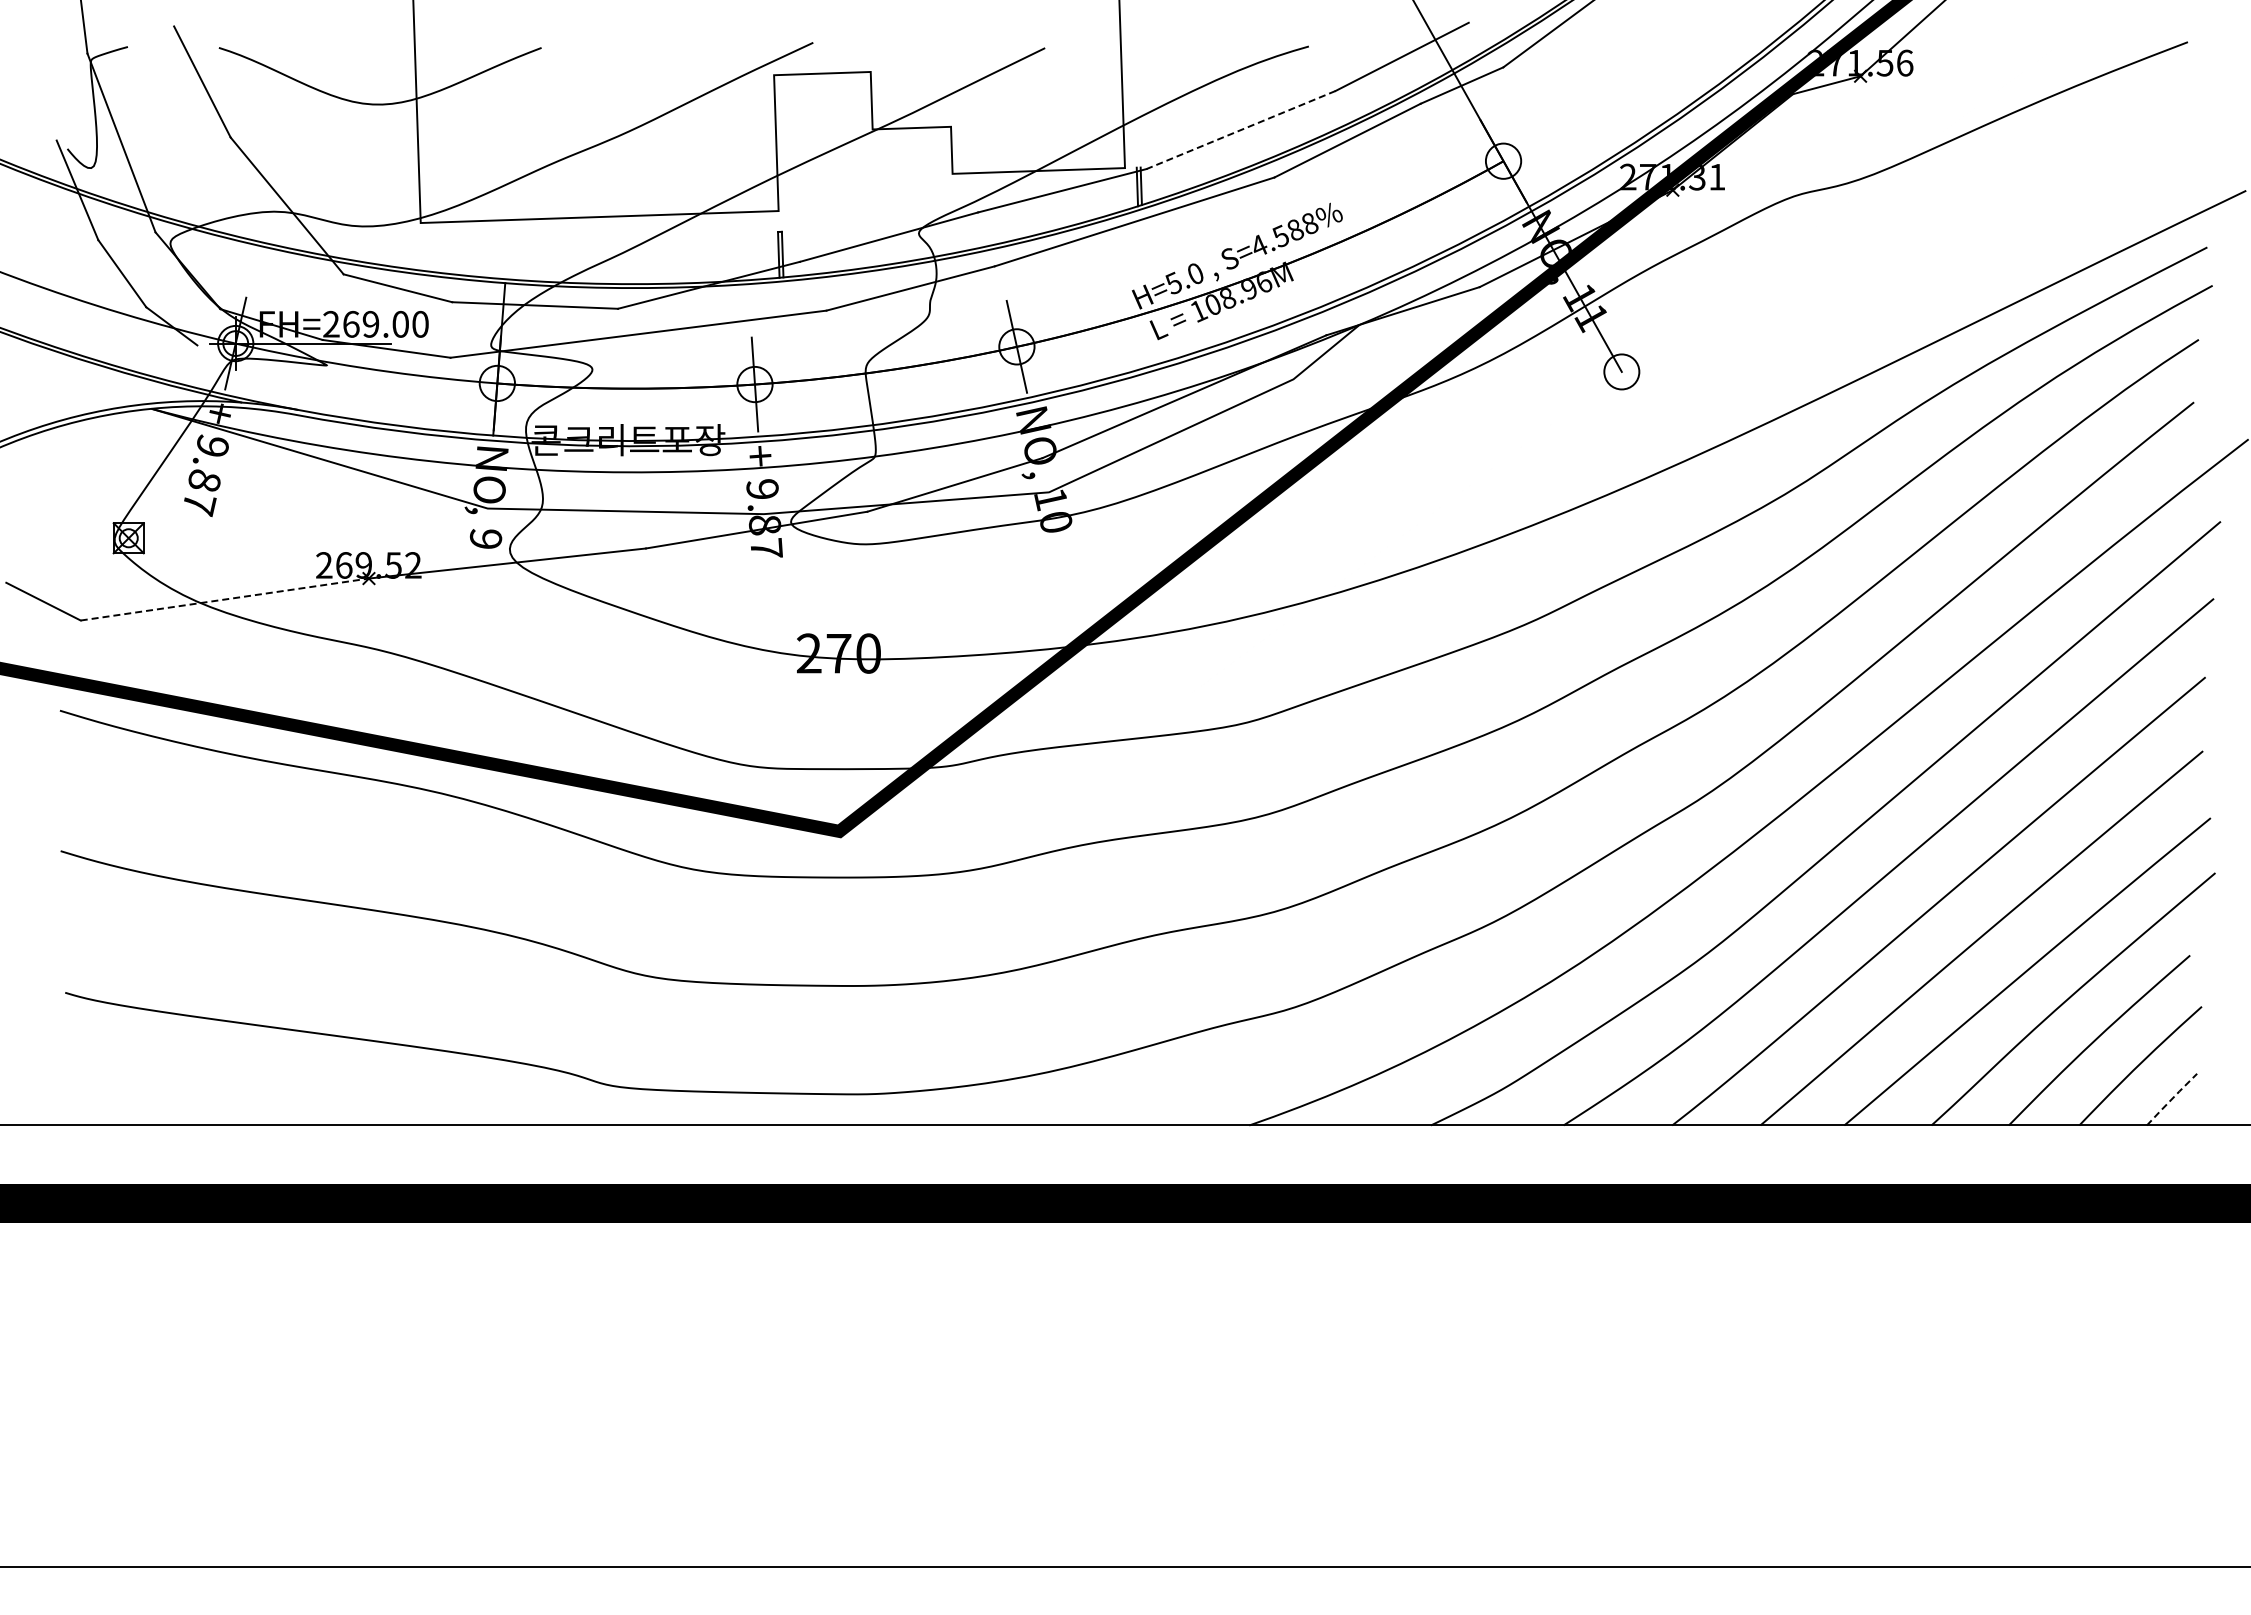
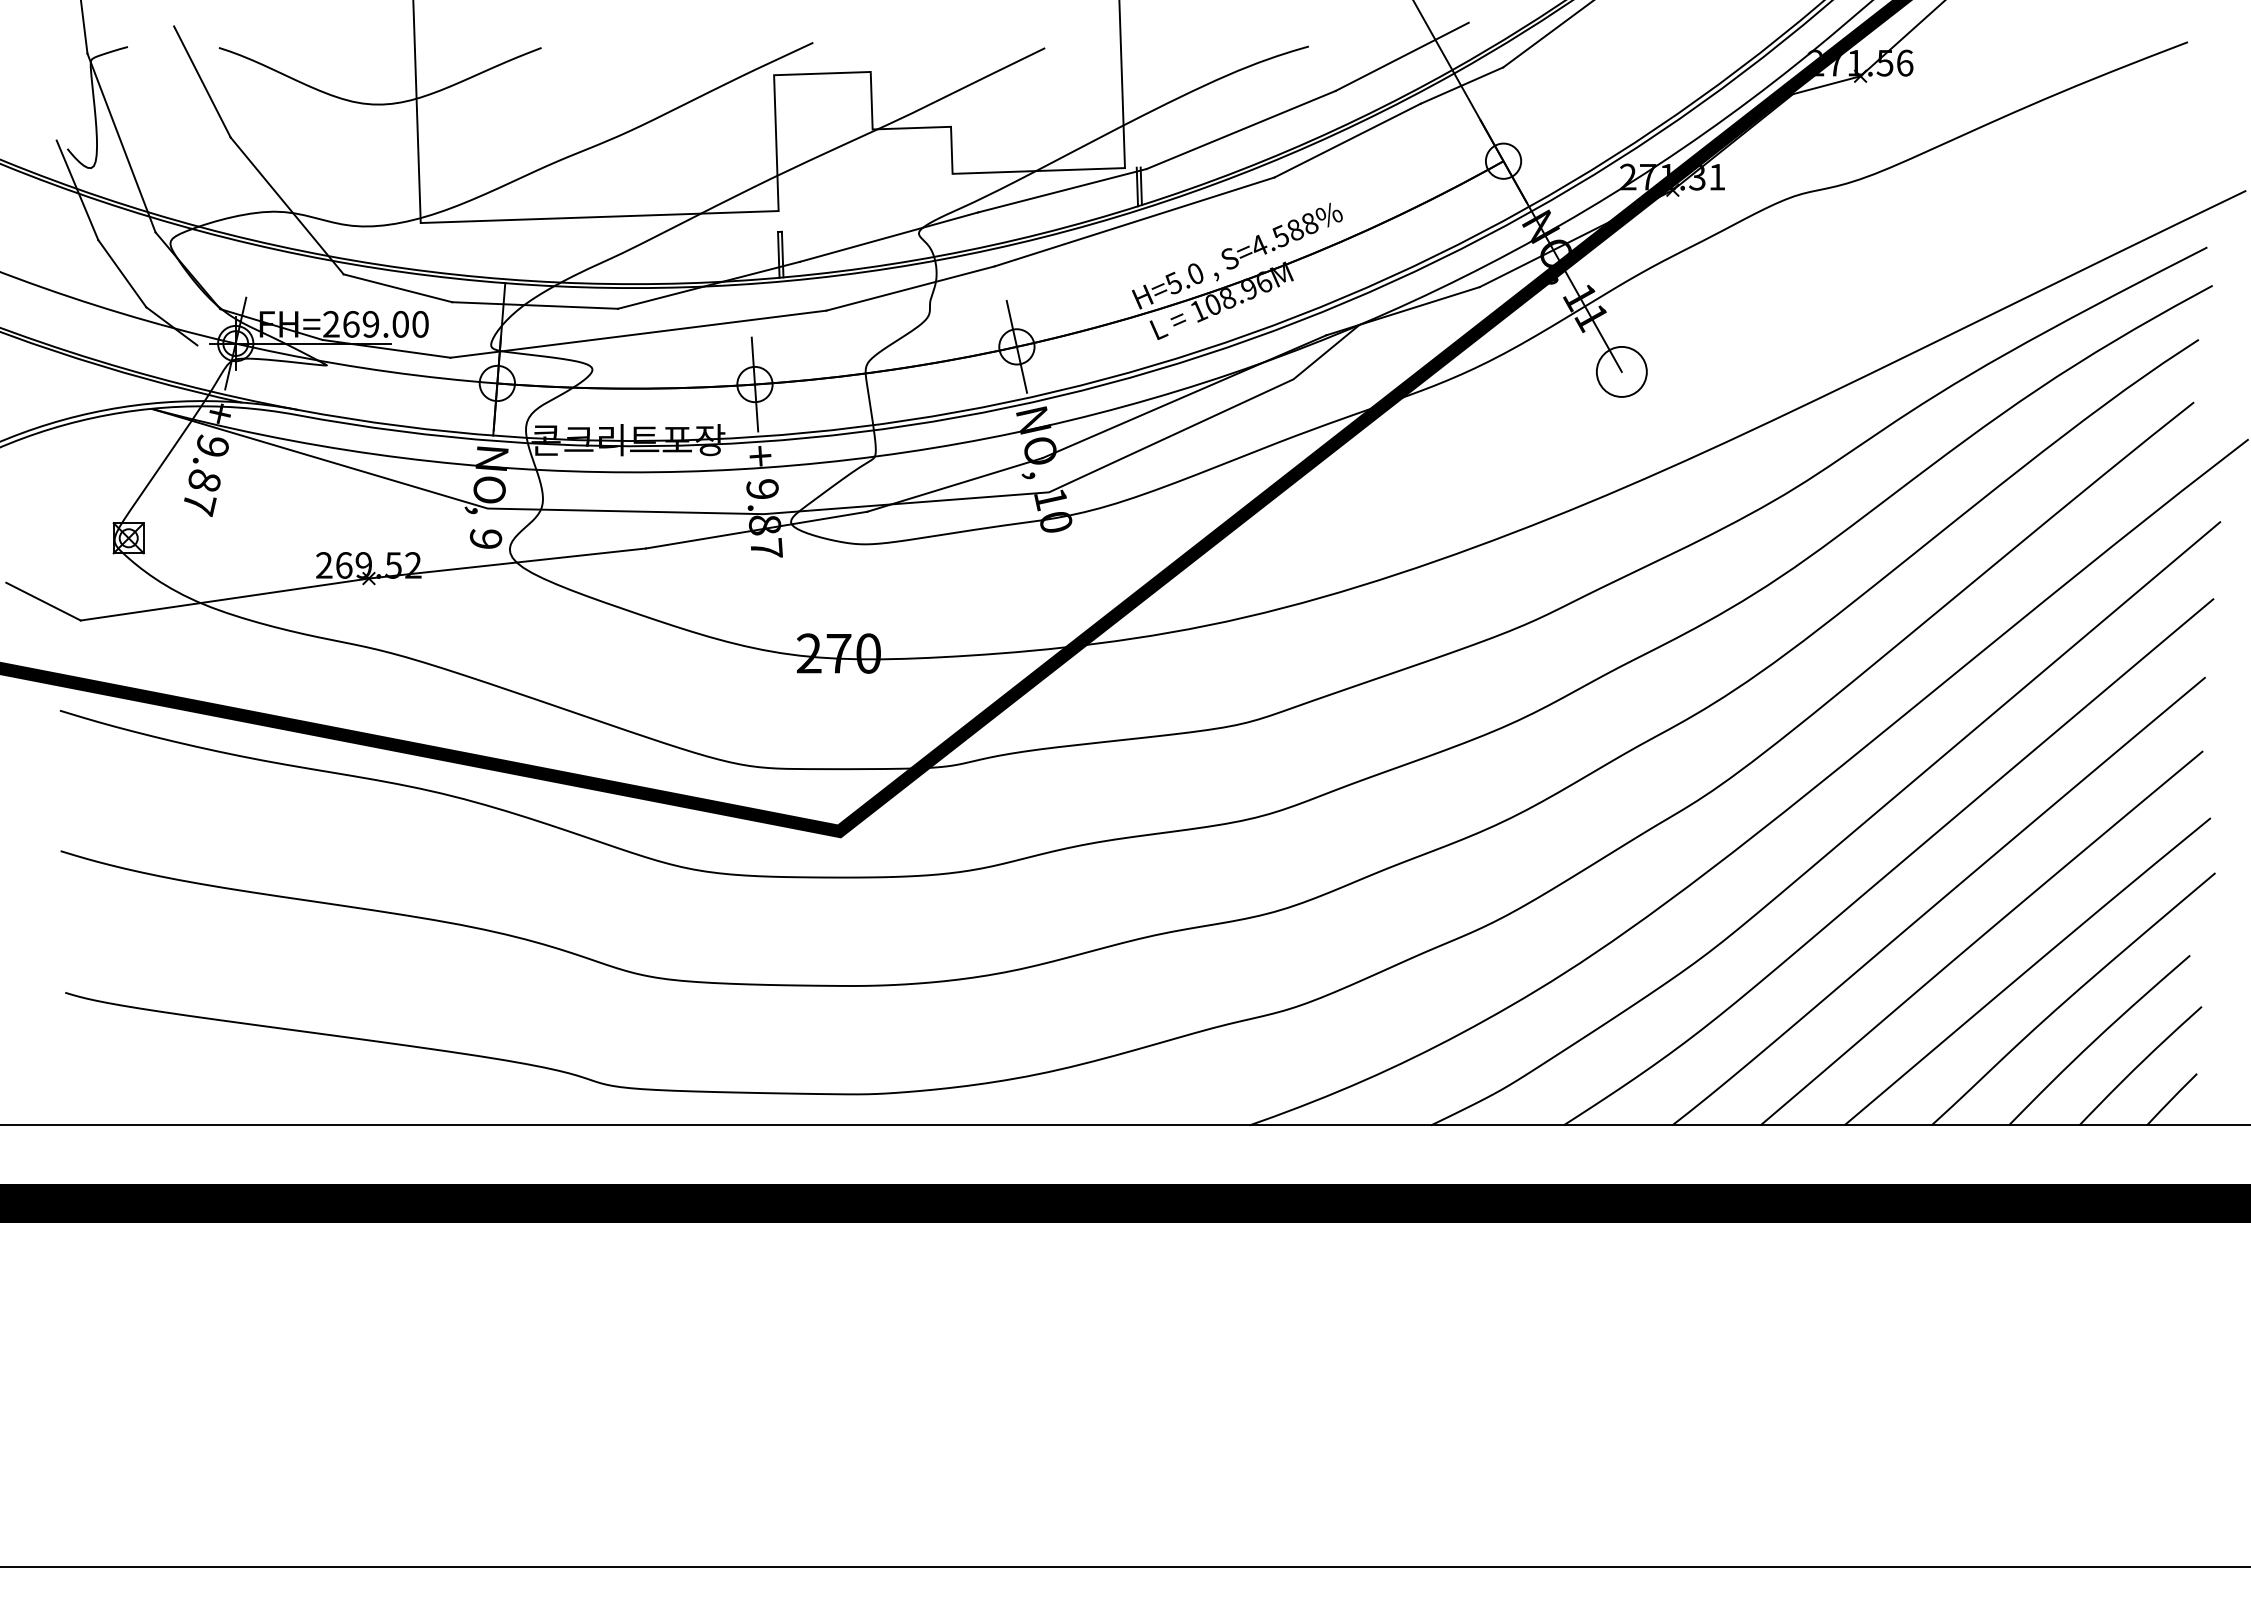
line: dashed -> solid (1240, 130)
circle diameter: 35 px -> 50 px (1621, 371)
line: dashed -> solid (224, 599)
line: dashed -> solid (2171, 1099)
